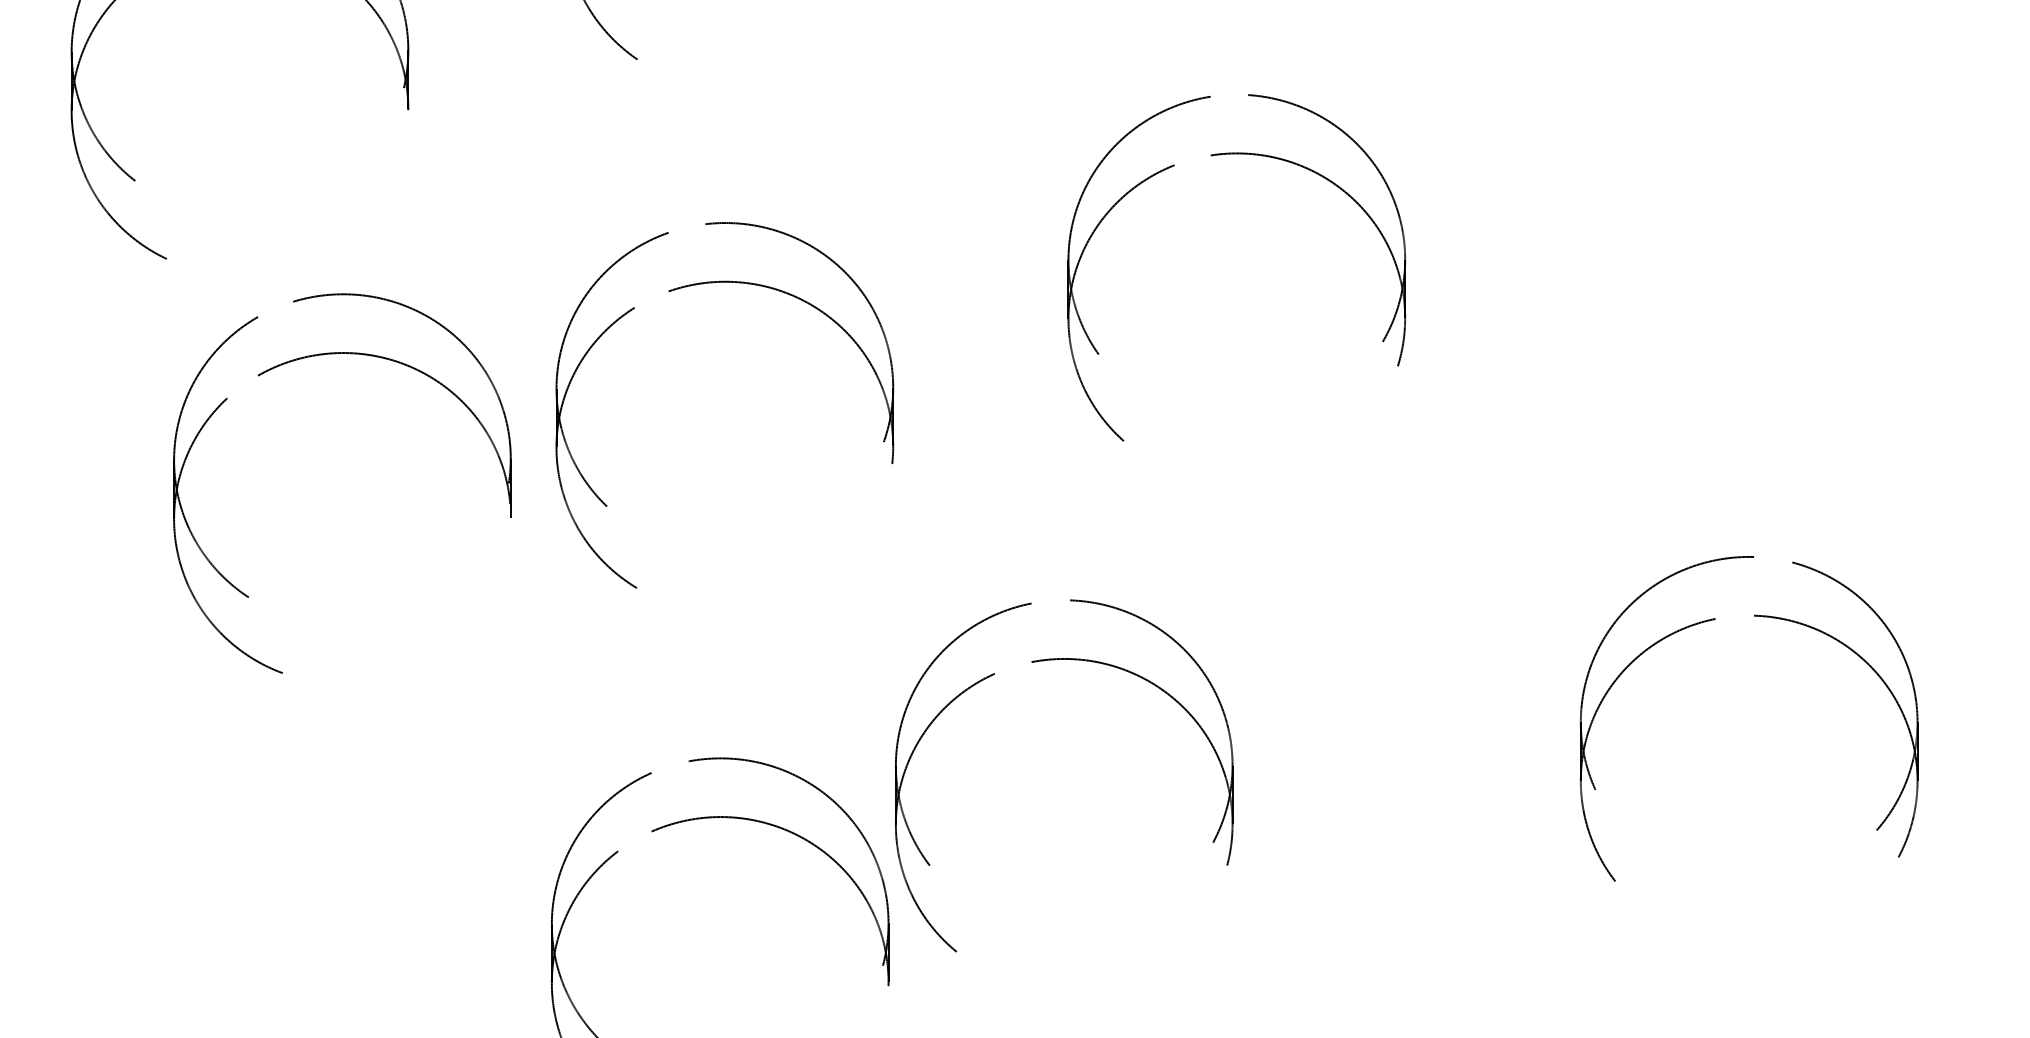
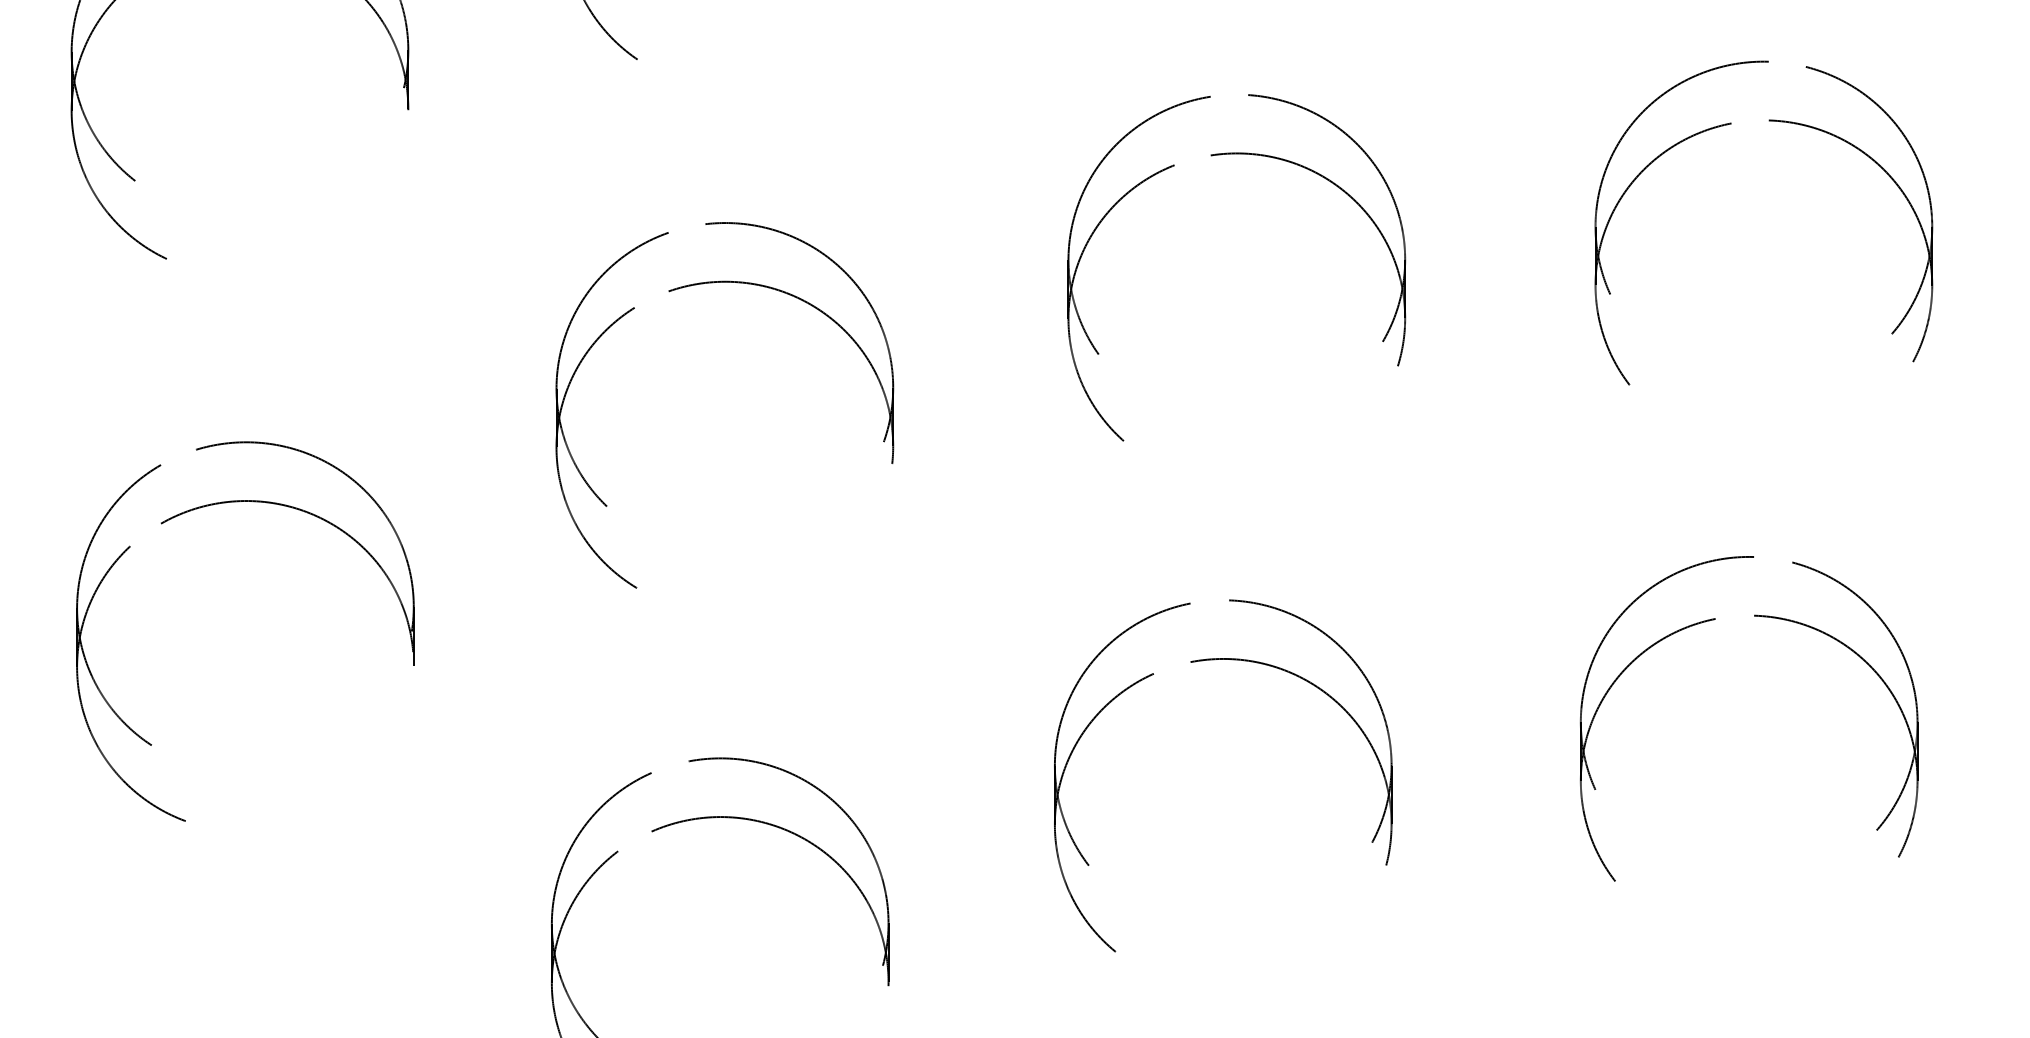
part: none -> present (1769, 121)
part position: (335, 354) -> (238, 502) (238, 502)
part position: (1055, 660) -> (1214, 660) (1214, 660)
